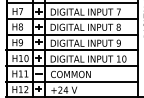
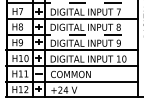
line: solid -> dashed (86, 3)
line: solid -> dashed (86, 34)
